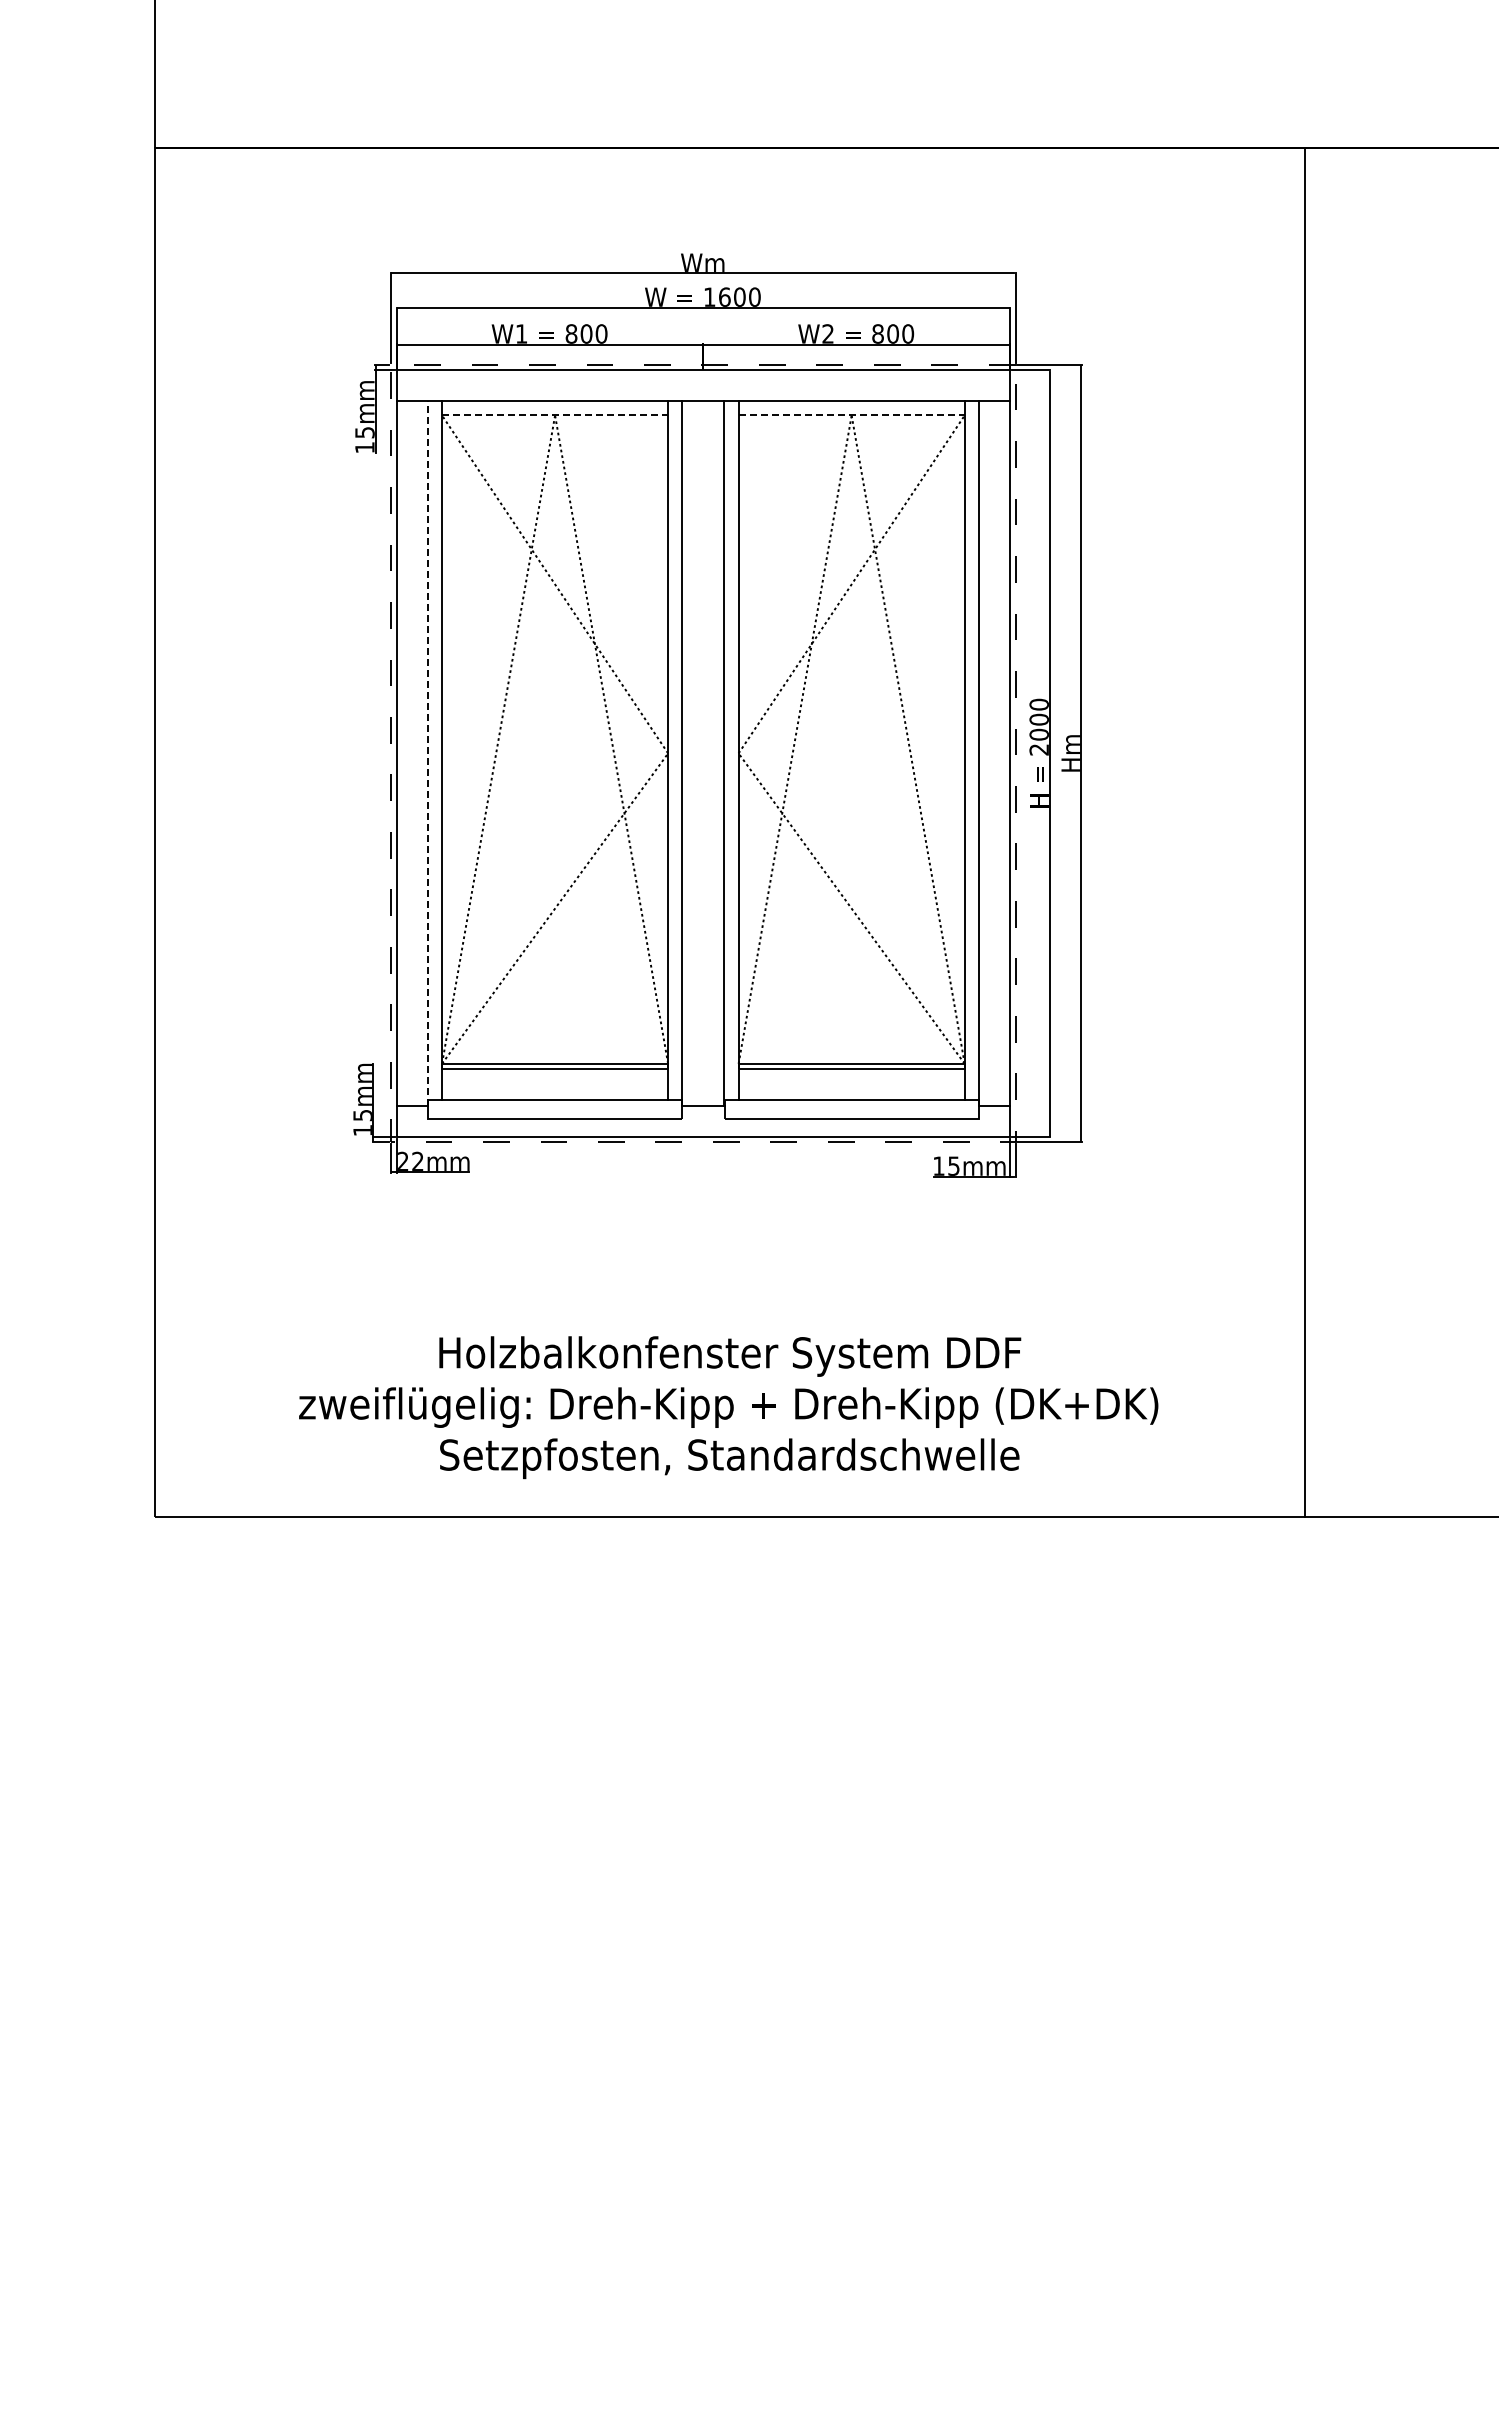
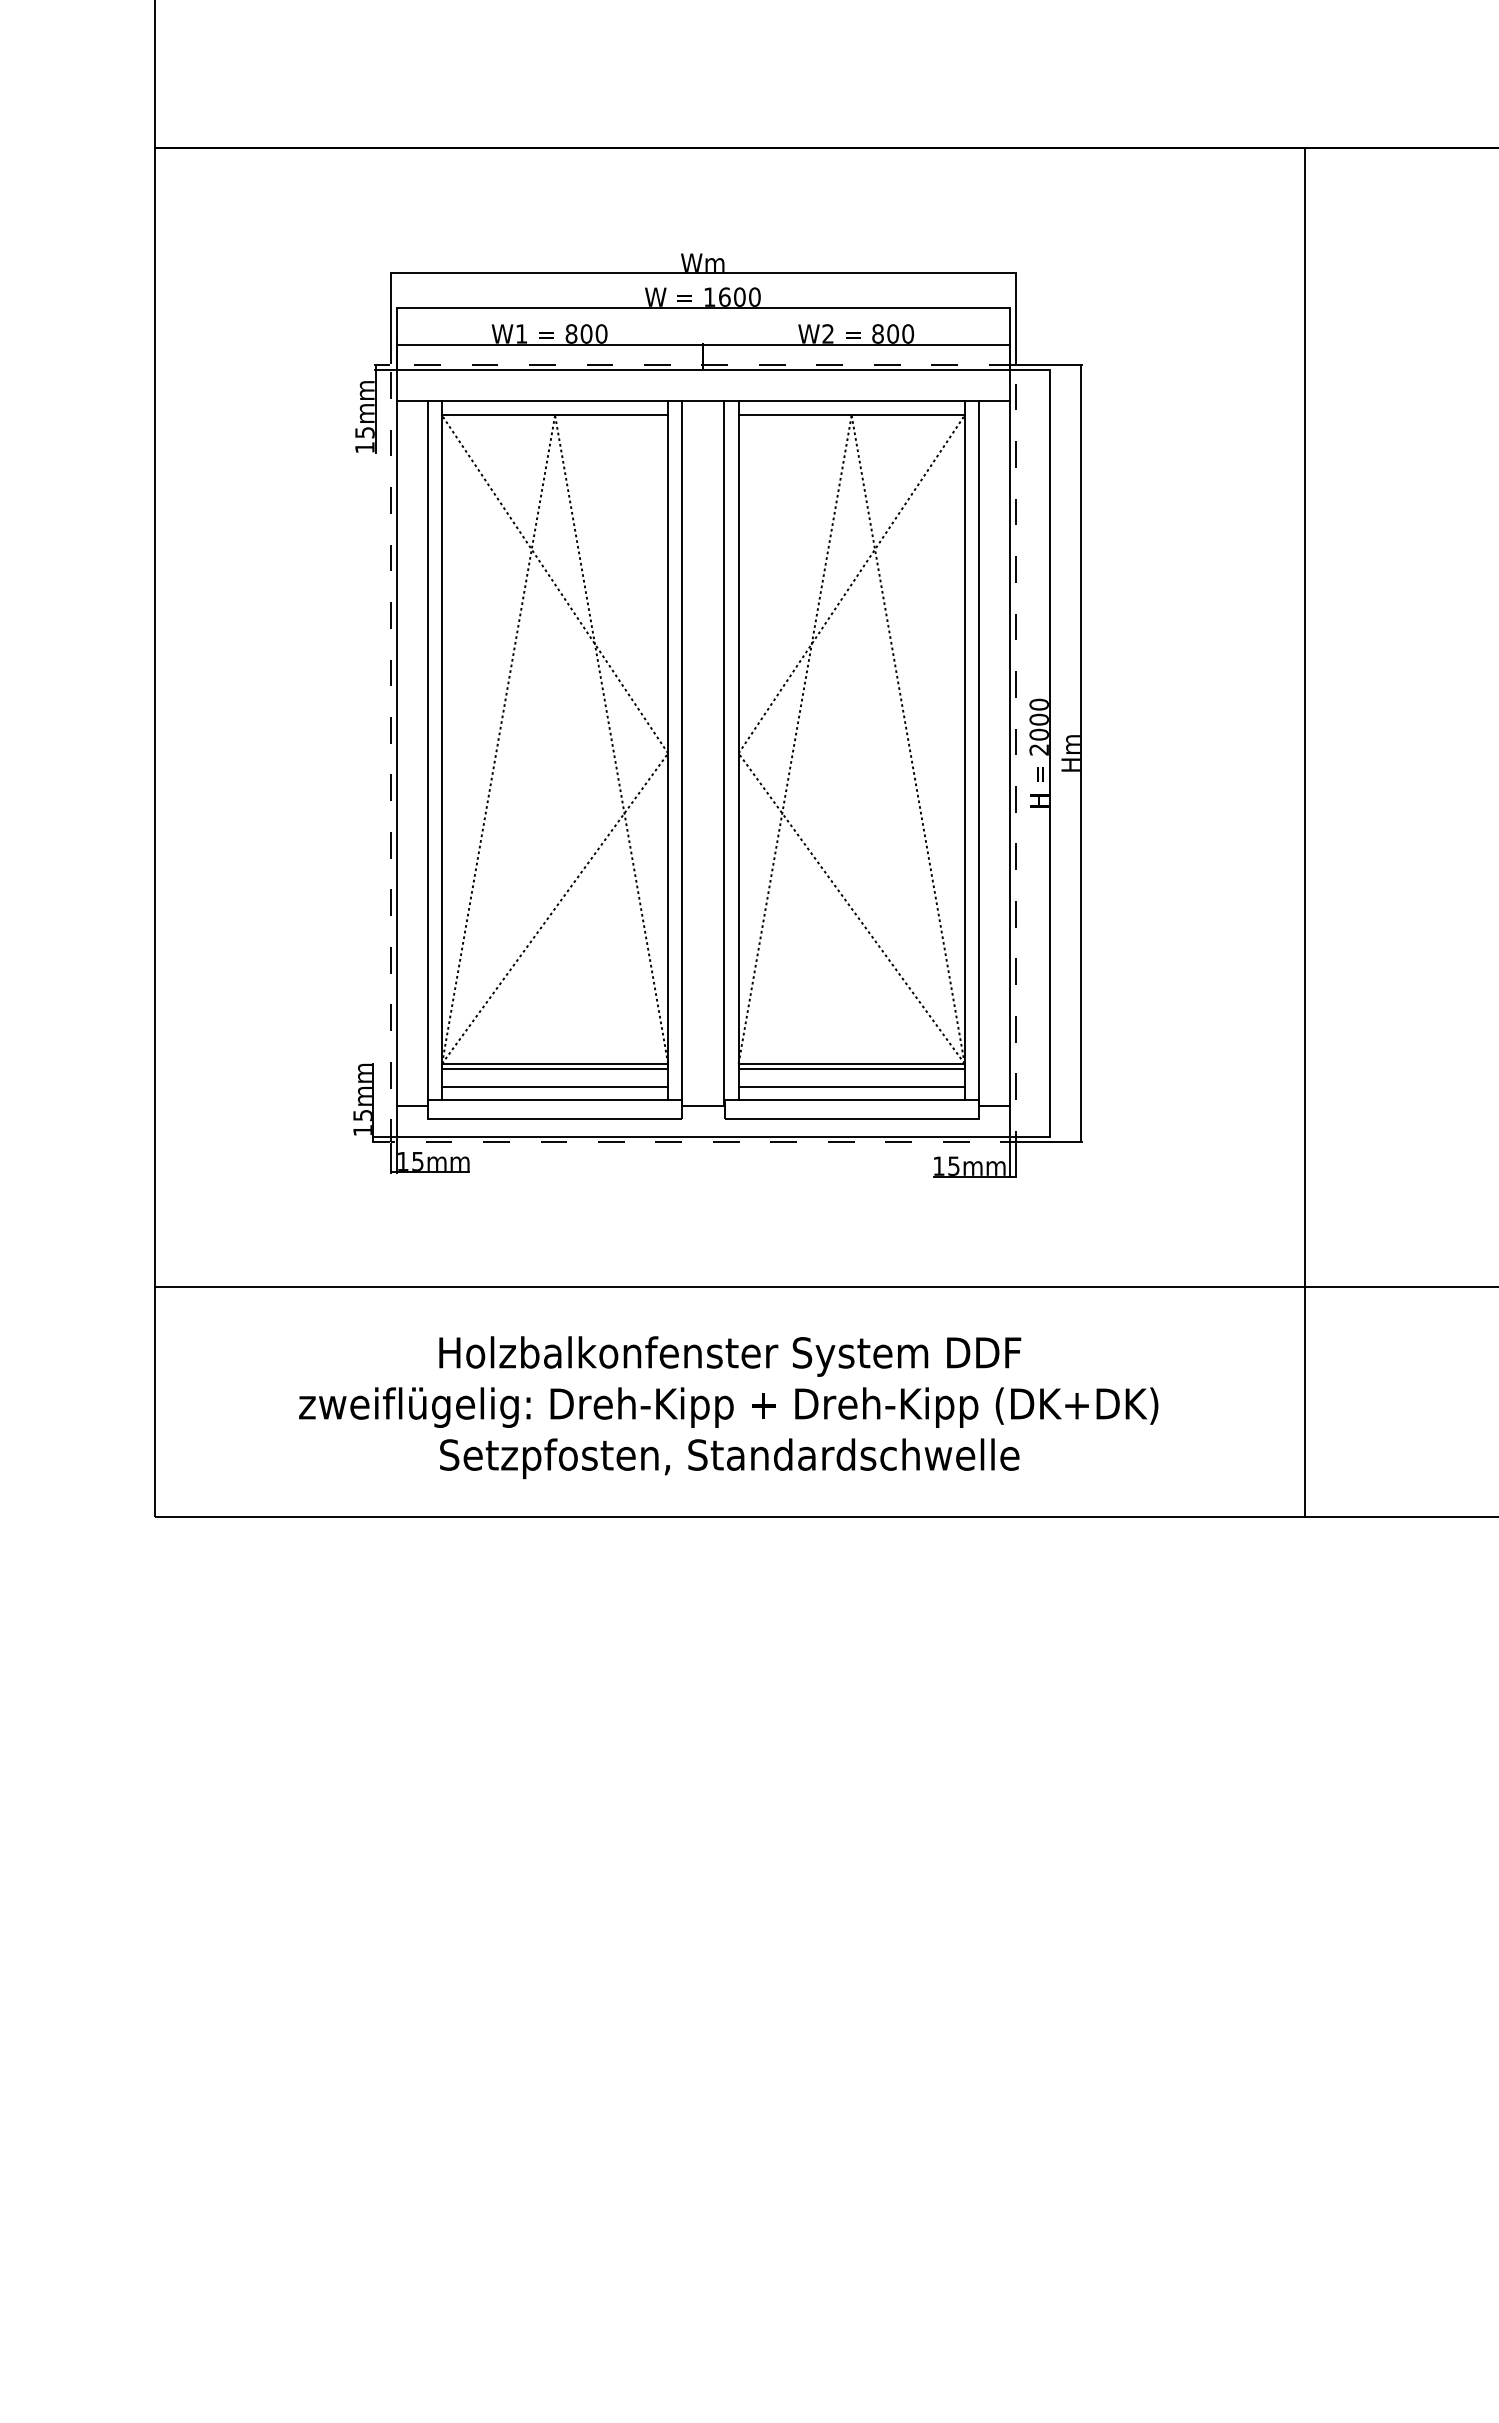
line: dashed -> solid (555, 415)
line: dashed -> solid (852, 415)
line: dashed -> solid (427, 752)
line: none -> present (555, 1086)
line: none -> present (851, 1086)
text: 22mm -> 15mm (410, 1160)
line: none -> present (825, 1286)
